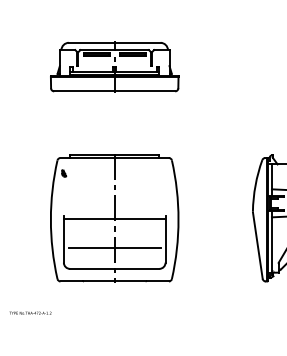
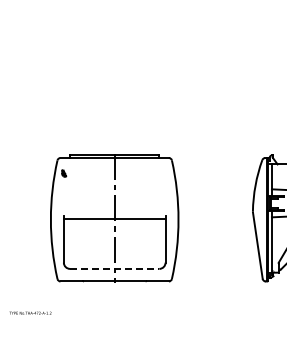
part: present -> none (114, 66)
line: present -> none (114, 248)
line: solid -> dashed (114, 268)
